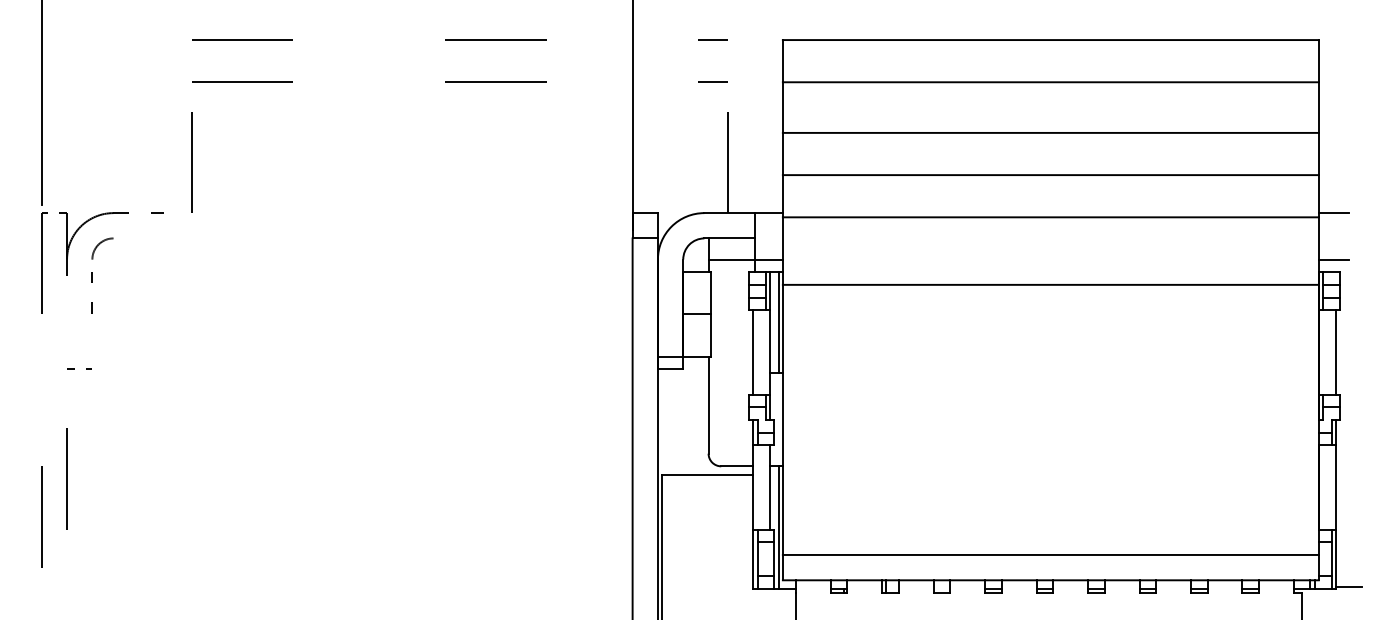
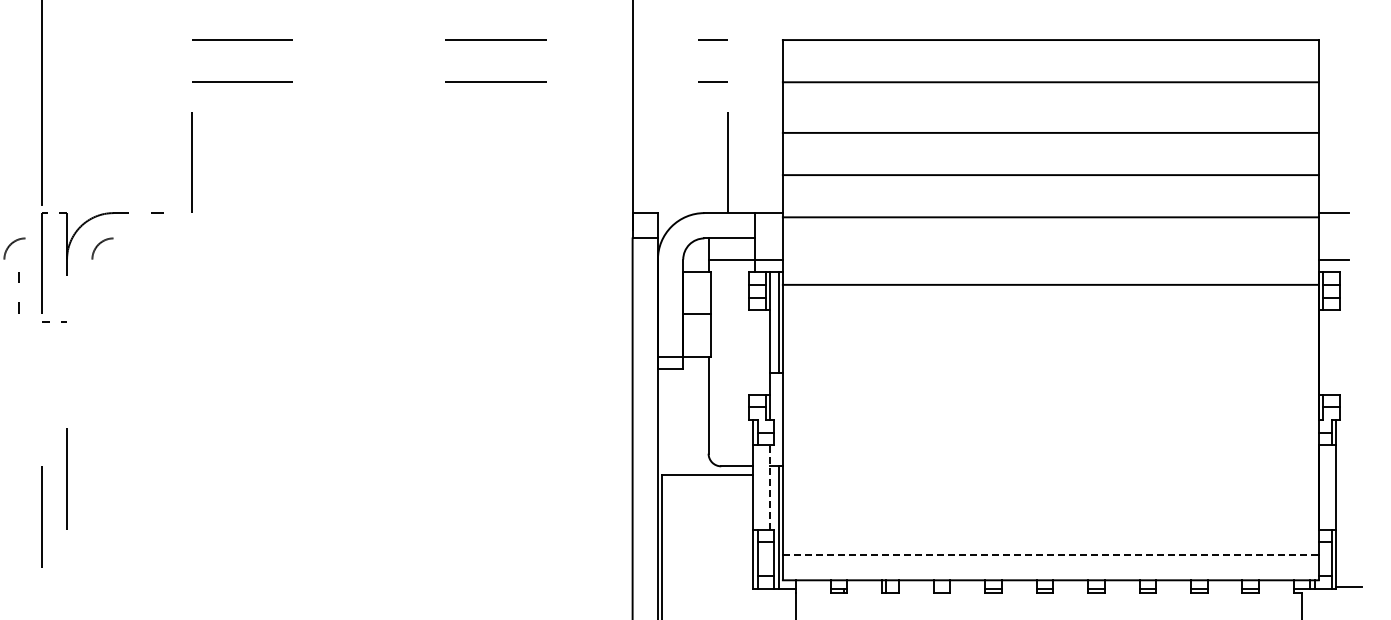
arc: none -> present (11, 245)
line position: (91, 282) -> (18, 282) (18, 282)
line: present -> none (753, 352)
line: present -> none (1335, 352)
line position: (74, 368) -> (49, 321) (49, 321)
line: solid -> dashed (770, 486)
line: solid -> dashed (1051, 554)
